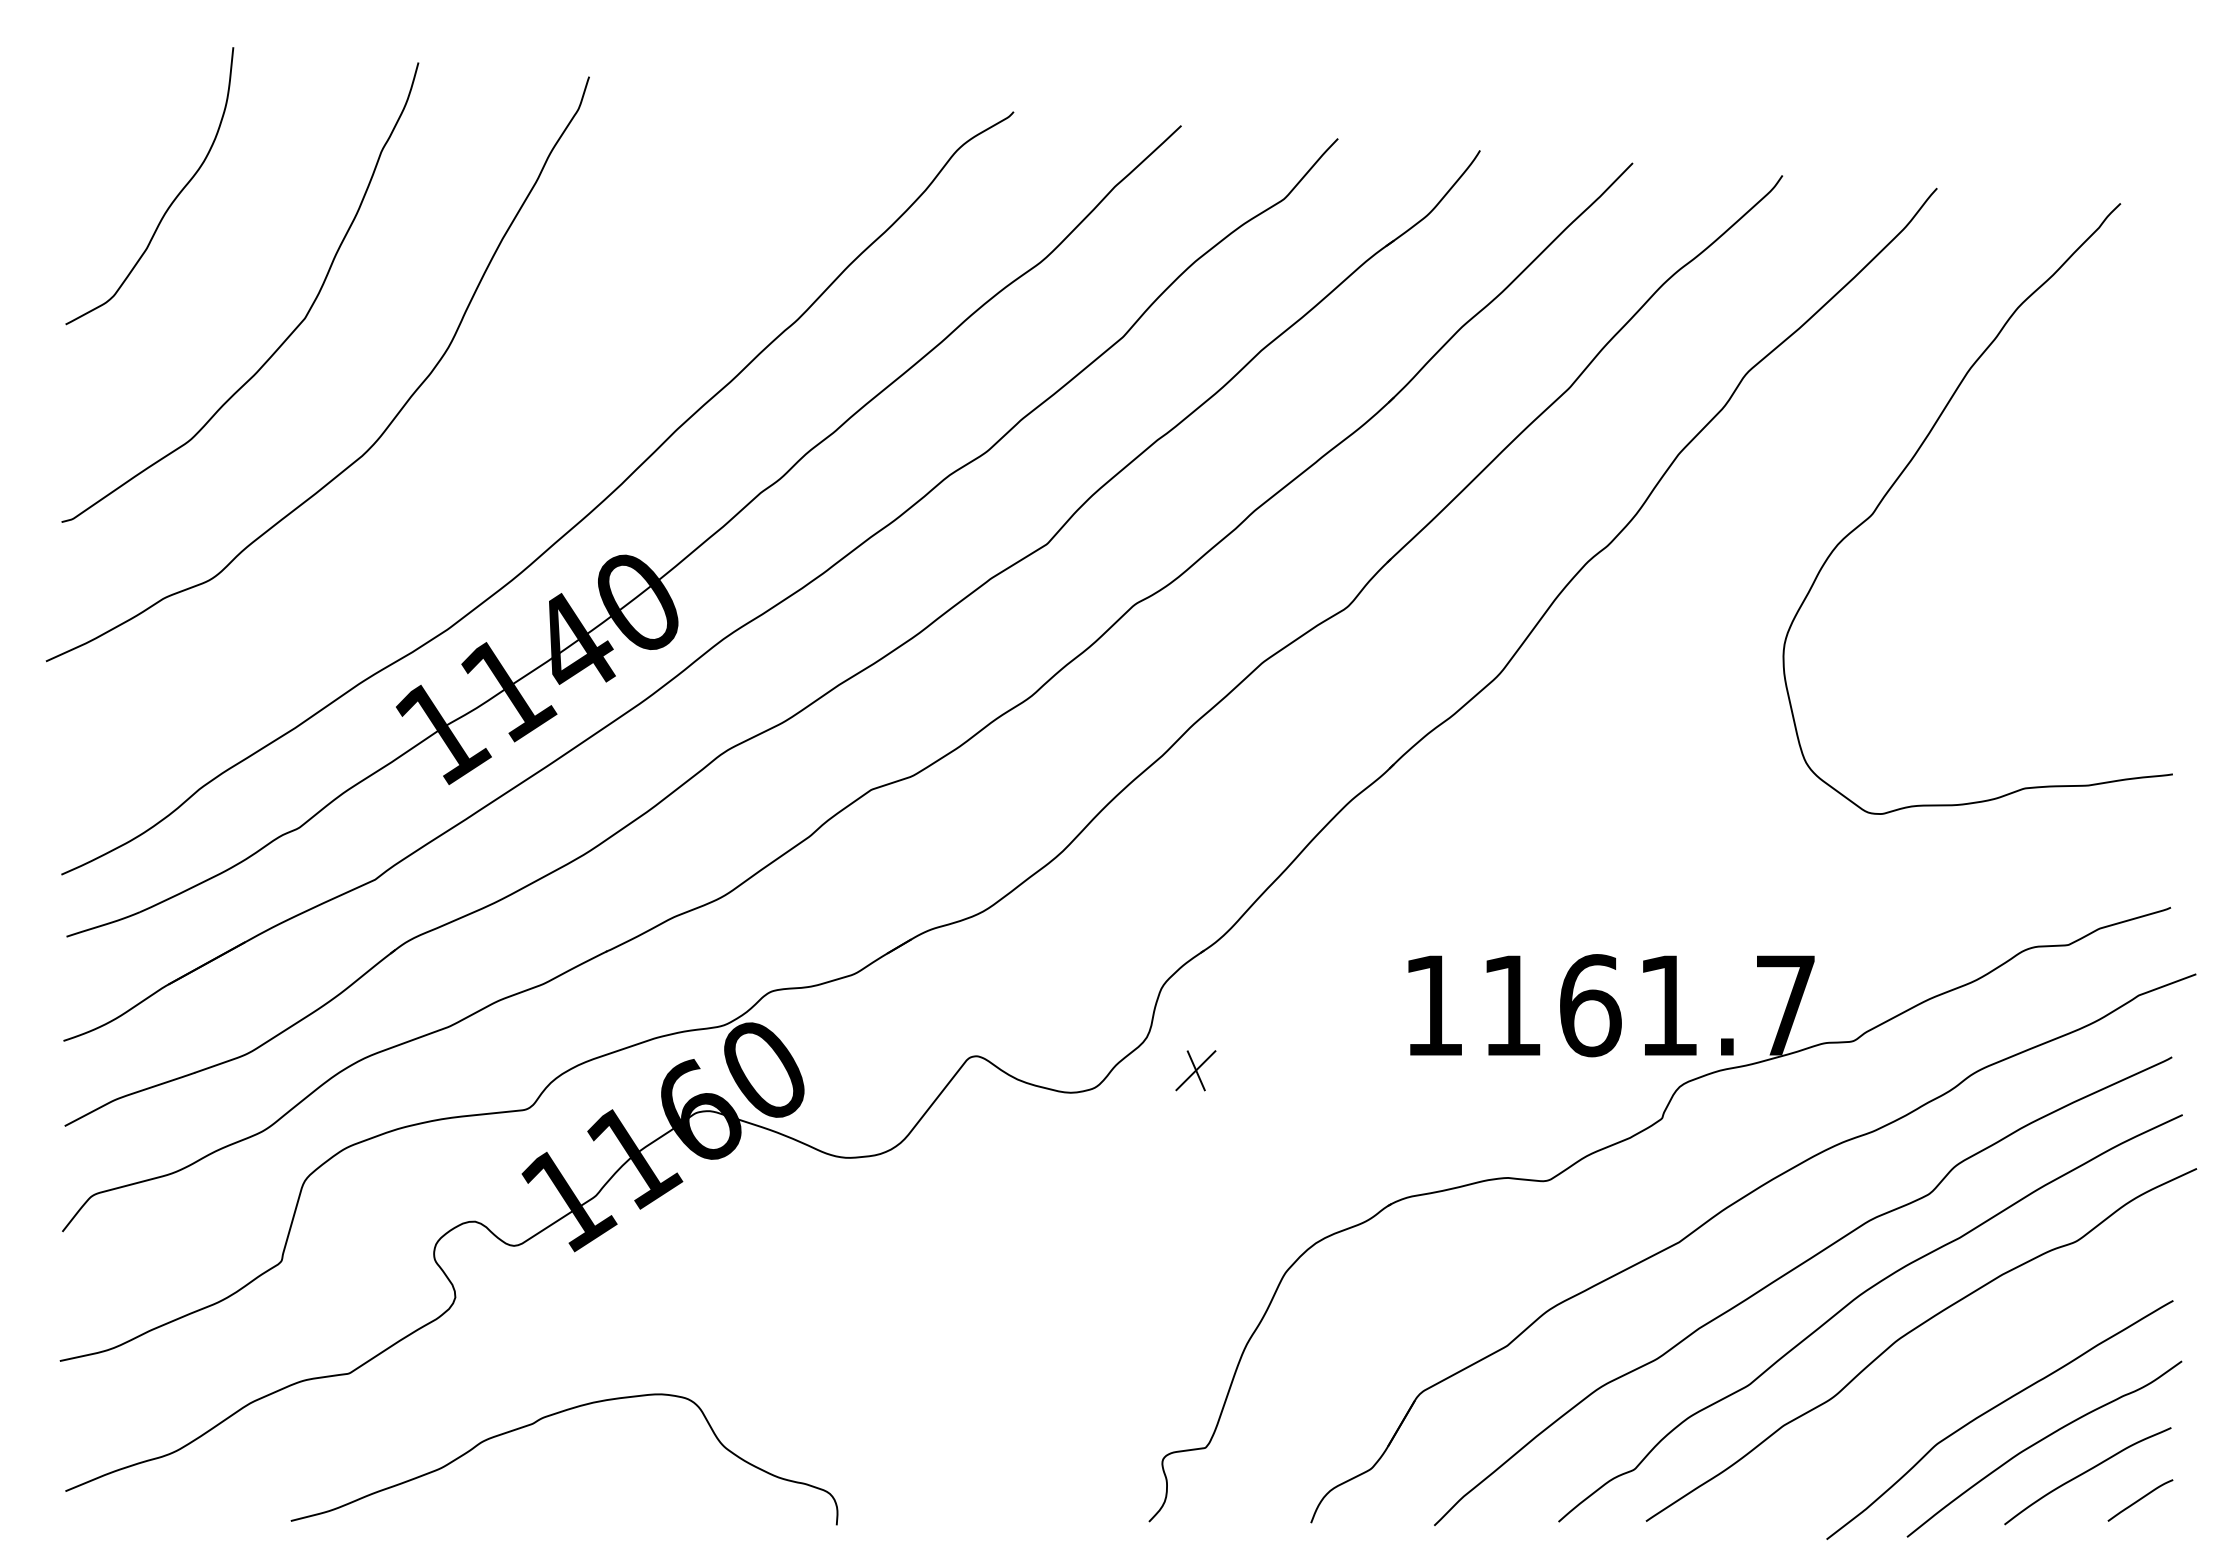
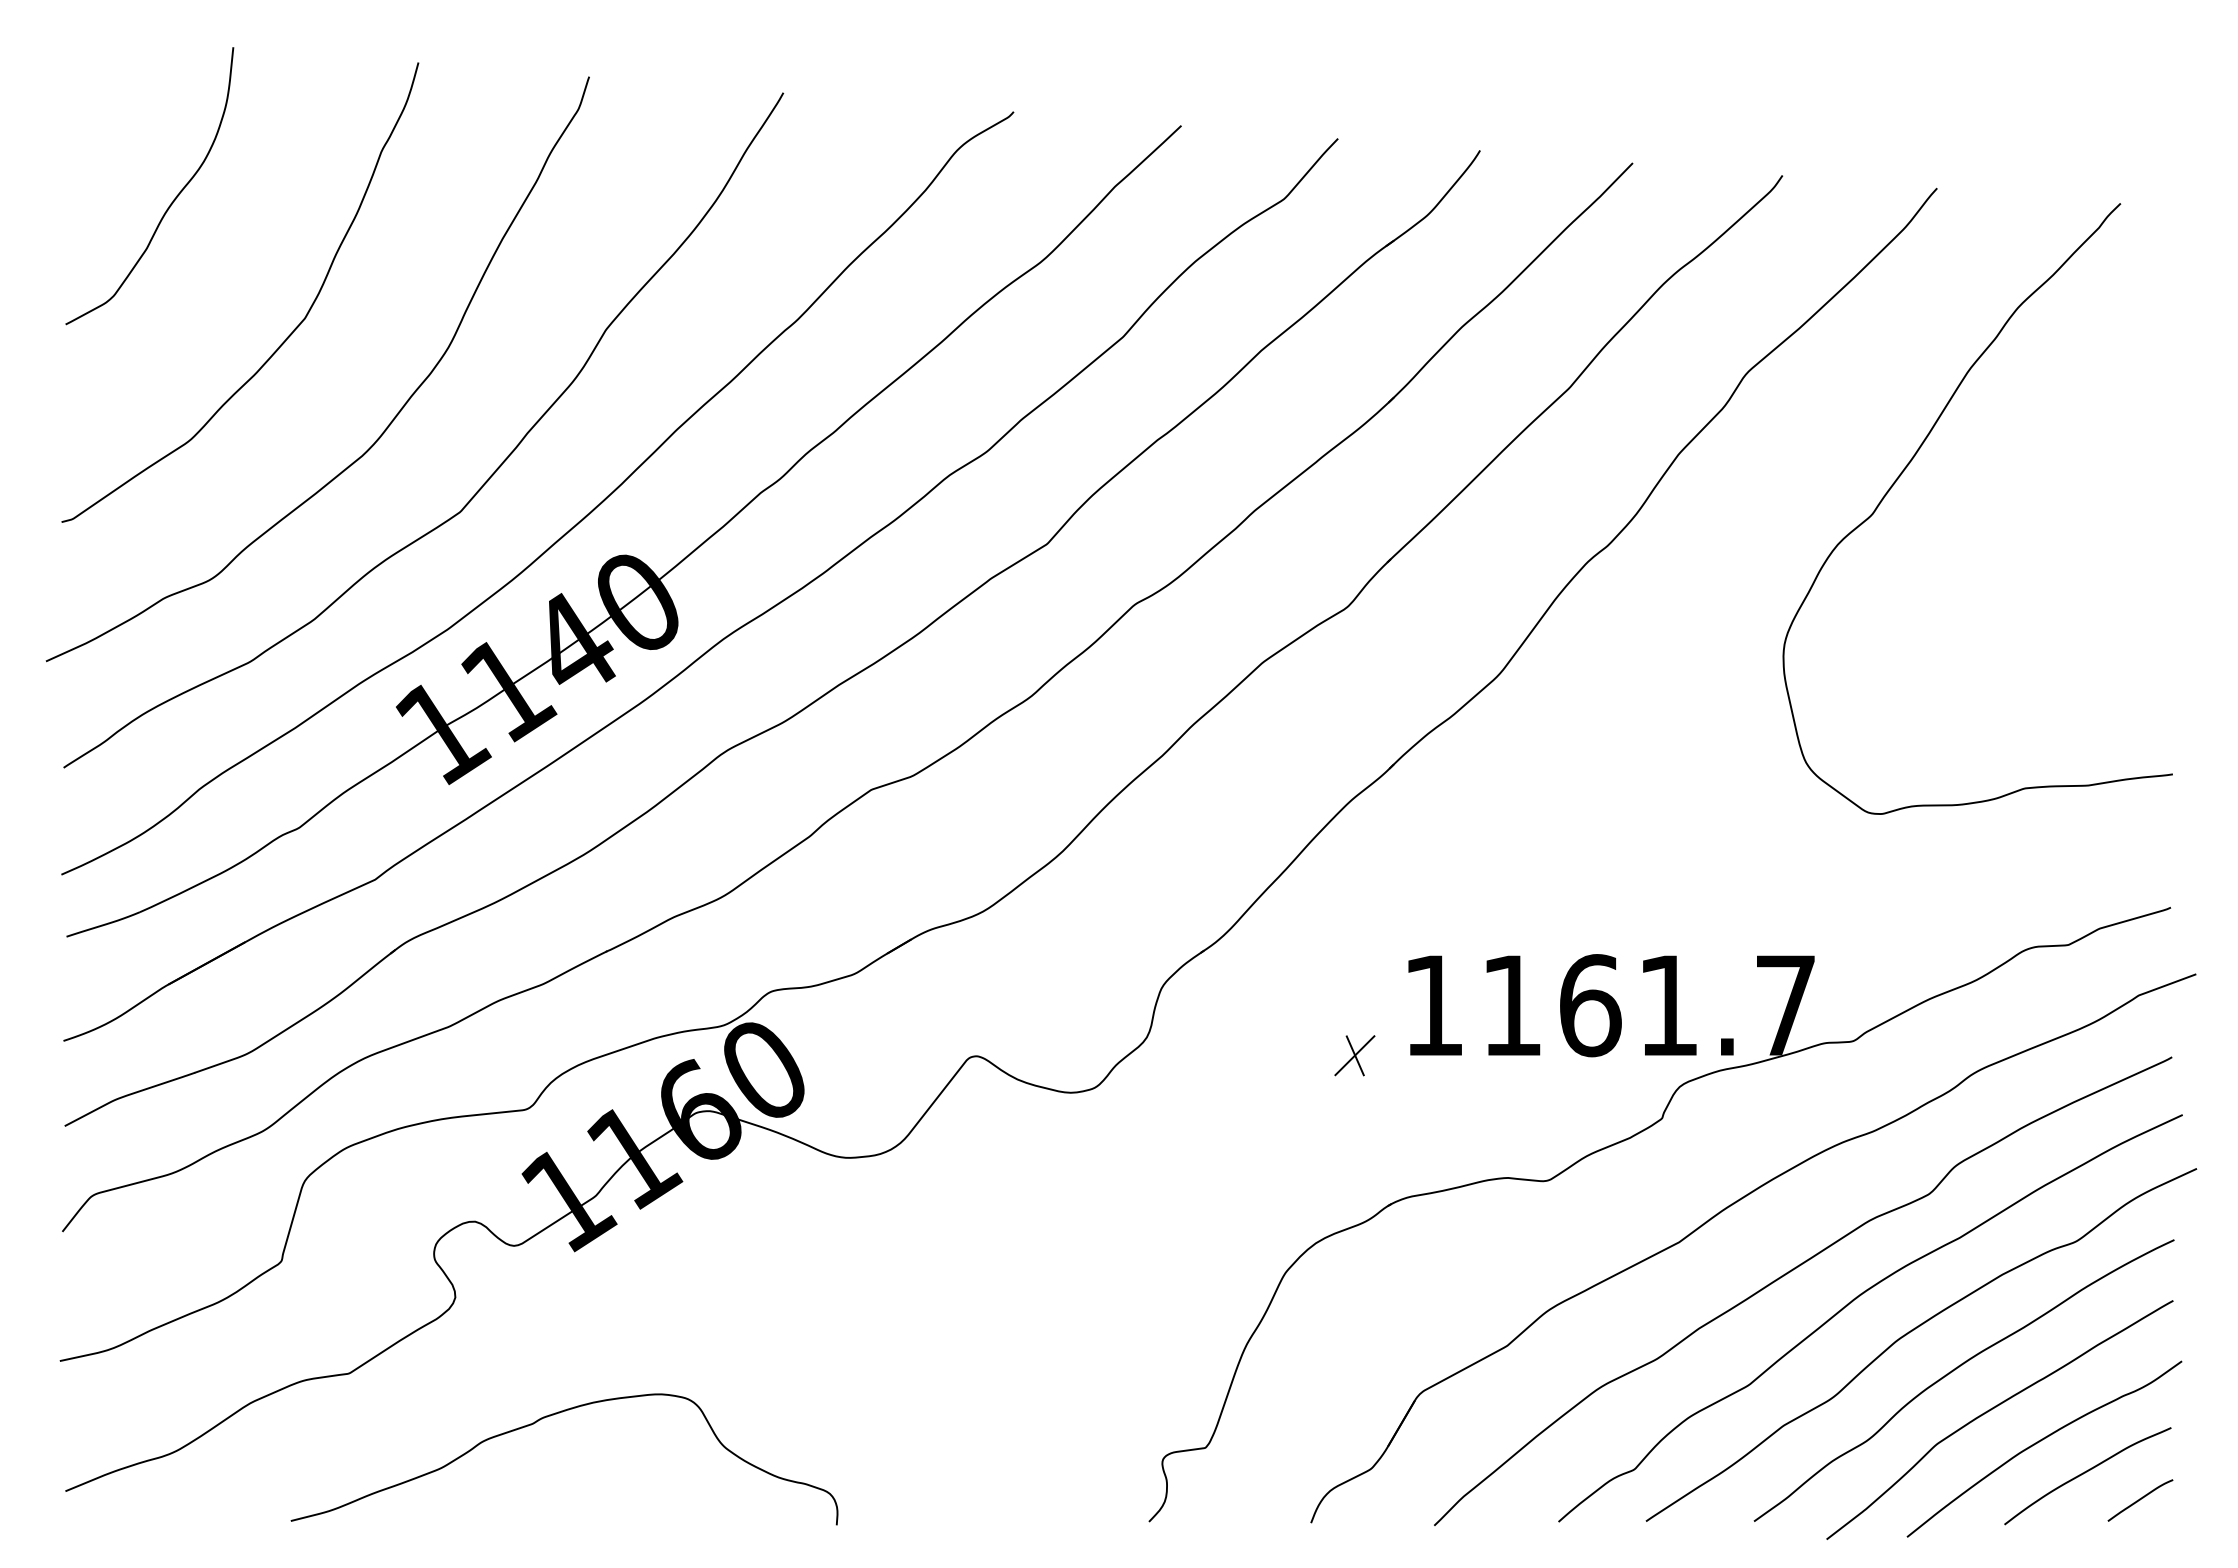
curve: none -> present (483, 483)
part position: (1195, 1070) -> (1354, 1055) (1354, 1055)
curve: none -> present (1955, 1370)
